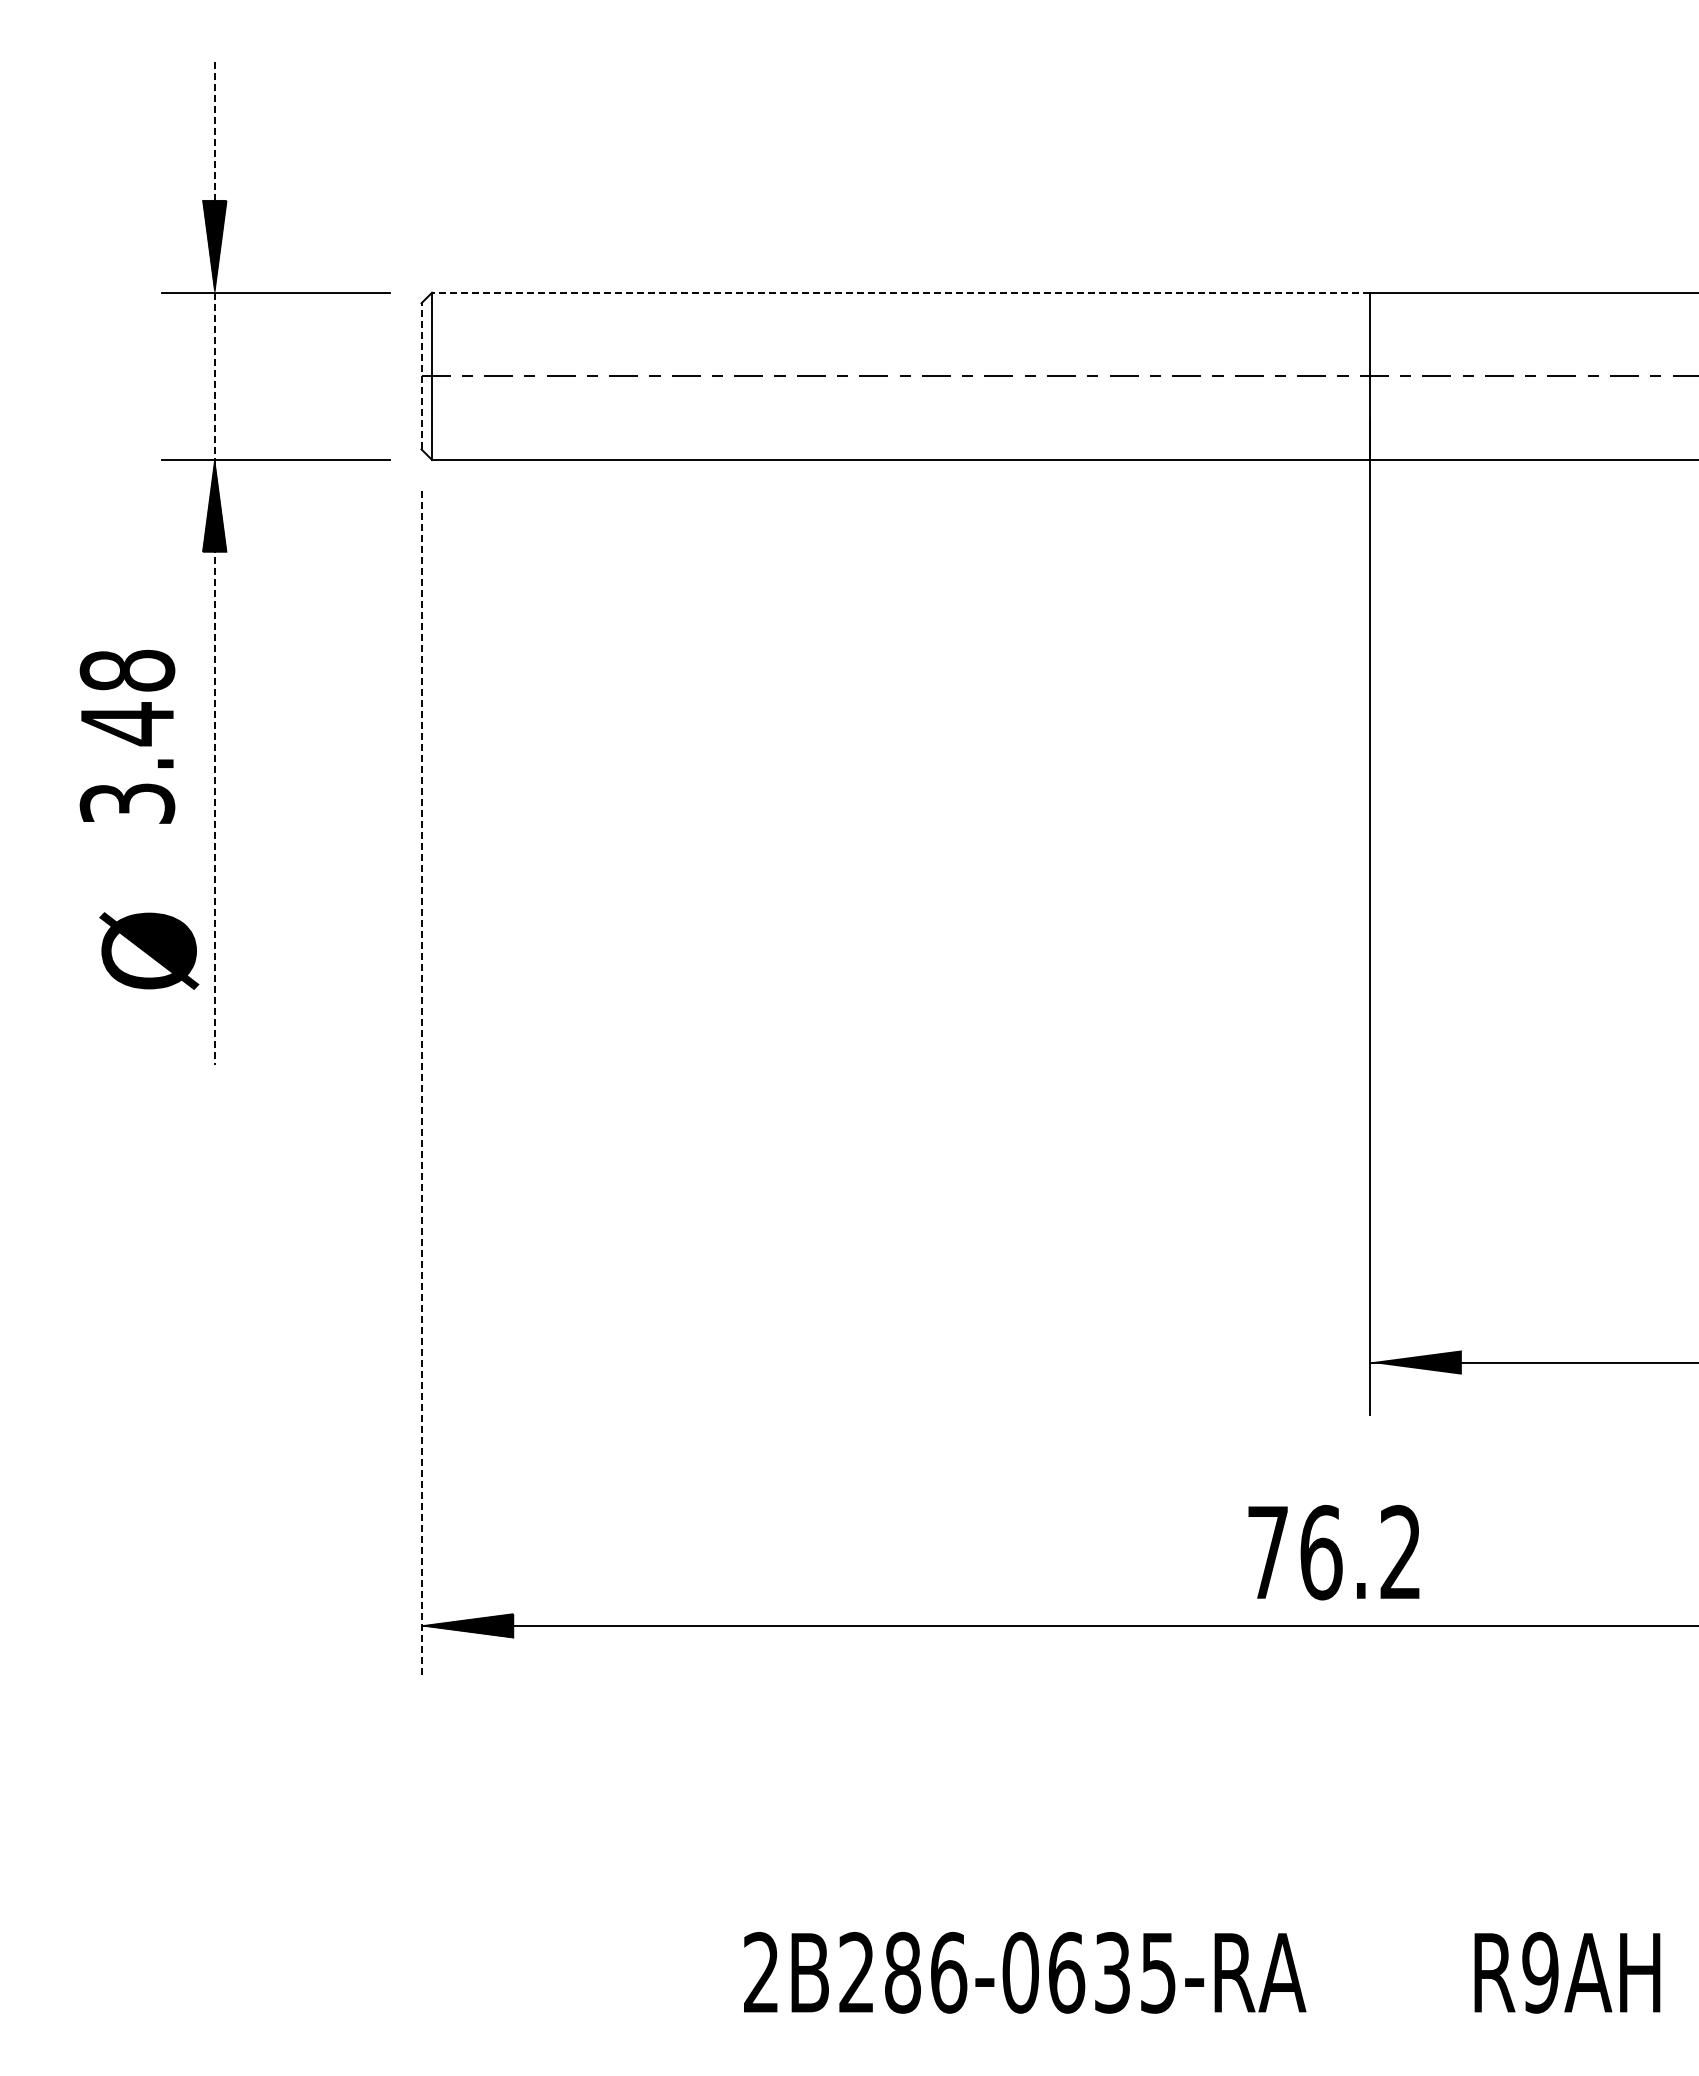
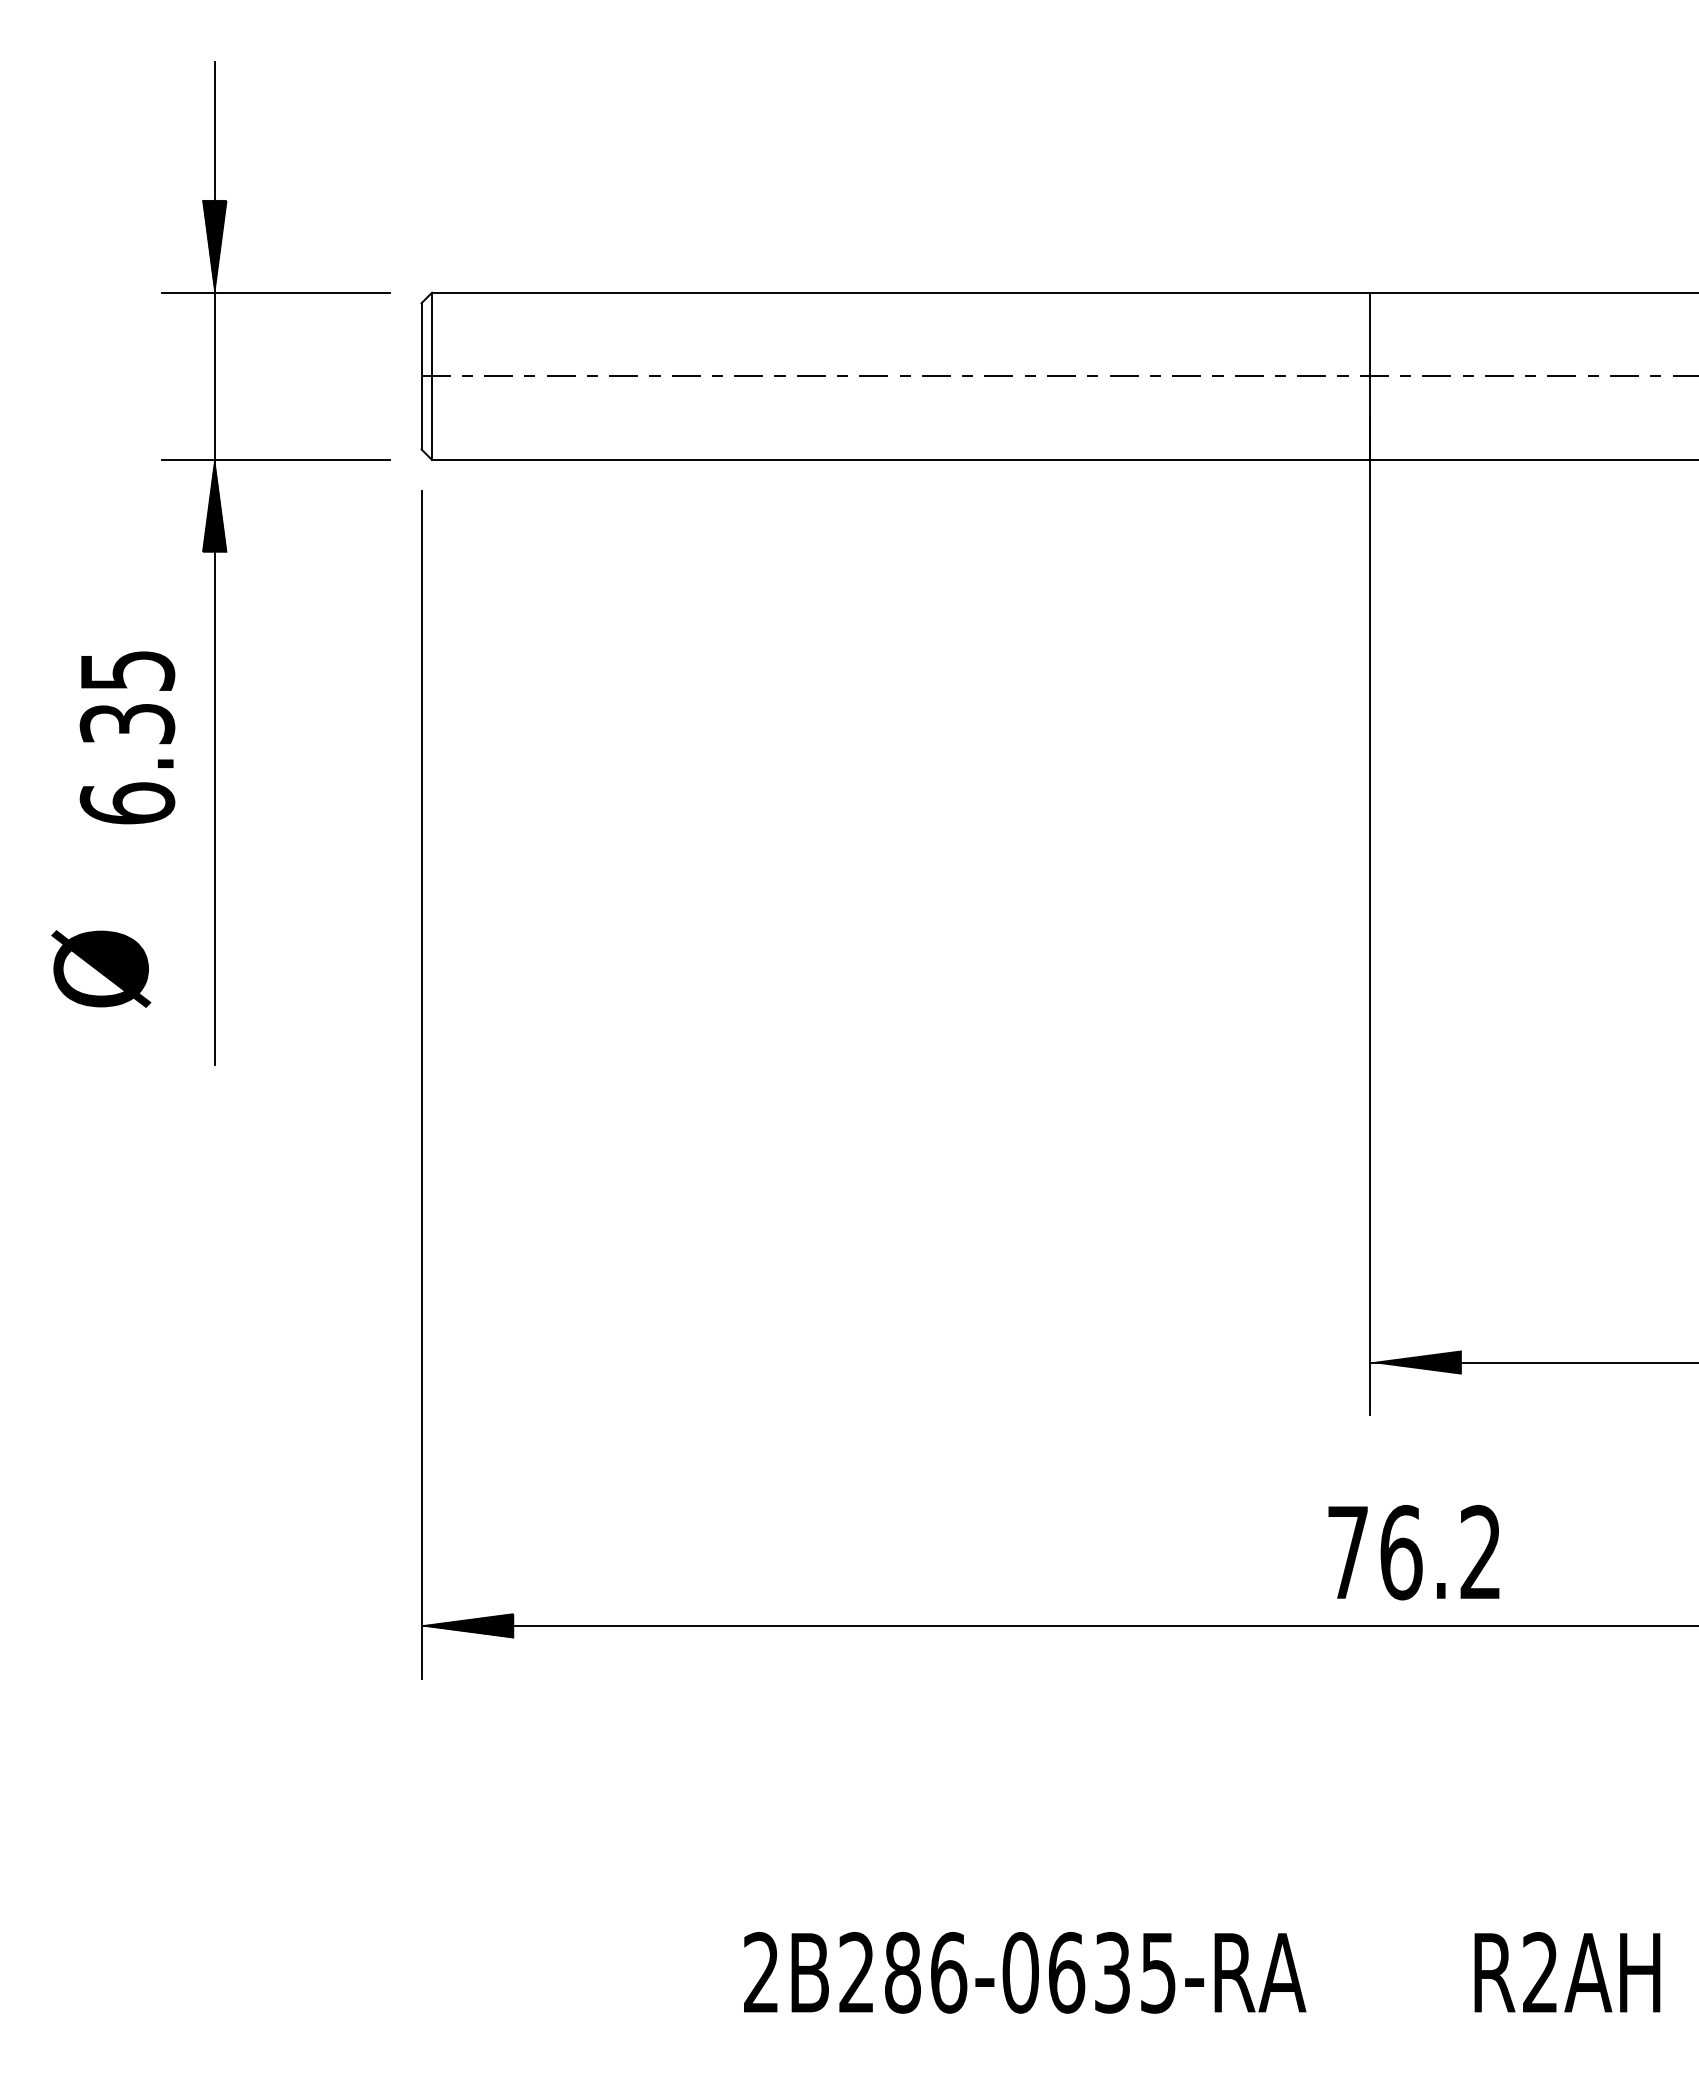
line: dashed -> solid (900, 292)
line: dashed -> solid (421, 375)
line: dashed -> solid (214, 564)
text: 3.48 -> 6.35 (127, 736)
text position: (149, 950) -> (101, 968) (101, 968)
line: dashed -> solid (421, 1084)
text position: (1333, 1552) -> (1413, 1552) (1413, 1552)
text: R9AH -> R2AH (1540, 1972)
